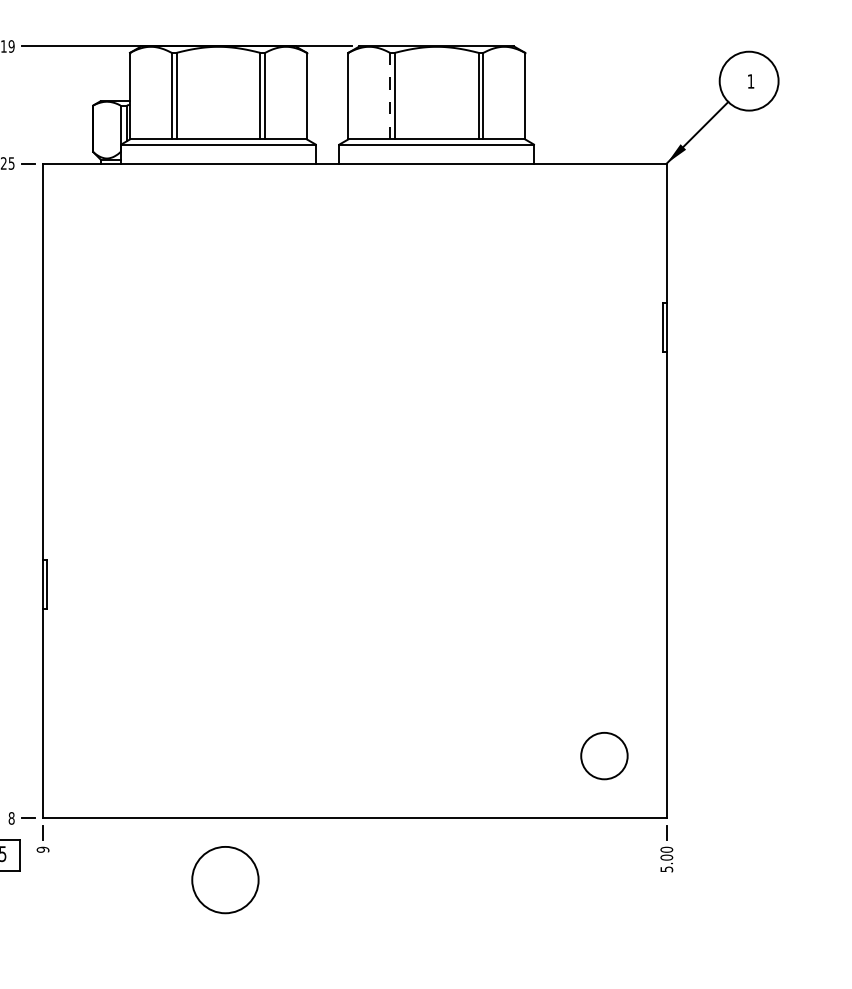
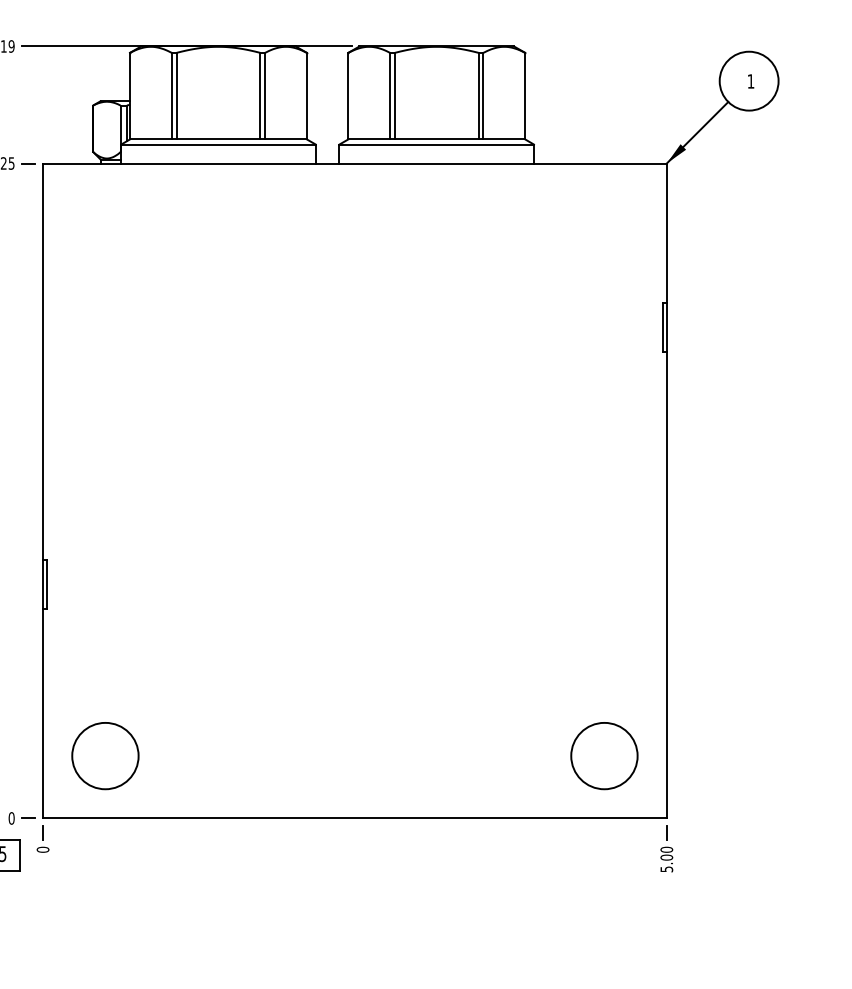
line: dashed -> solid (390, 95)
circle diameter: 46 px -> 66 px (604, 755)
text: 8 -> 0 (11, 818)
text: 9 -> 0 (43, 849)
circle position: (225, 880) -> (105, 756) (105, 756)
